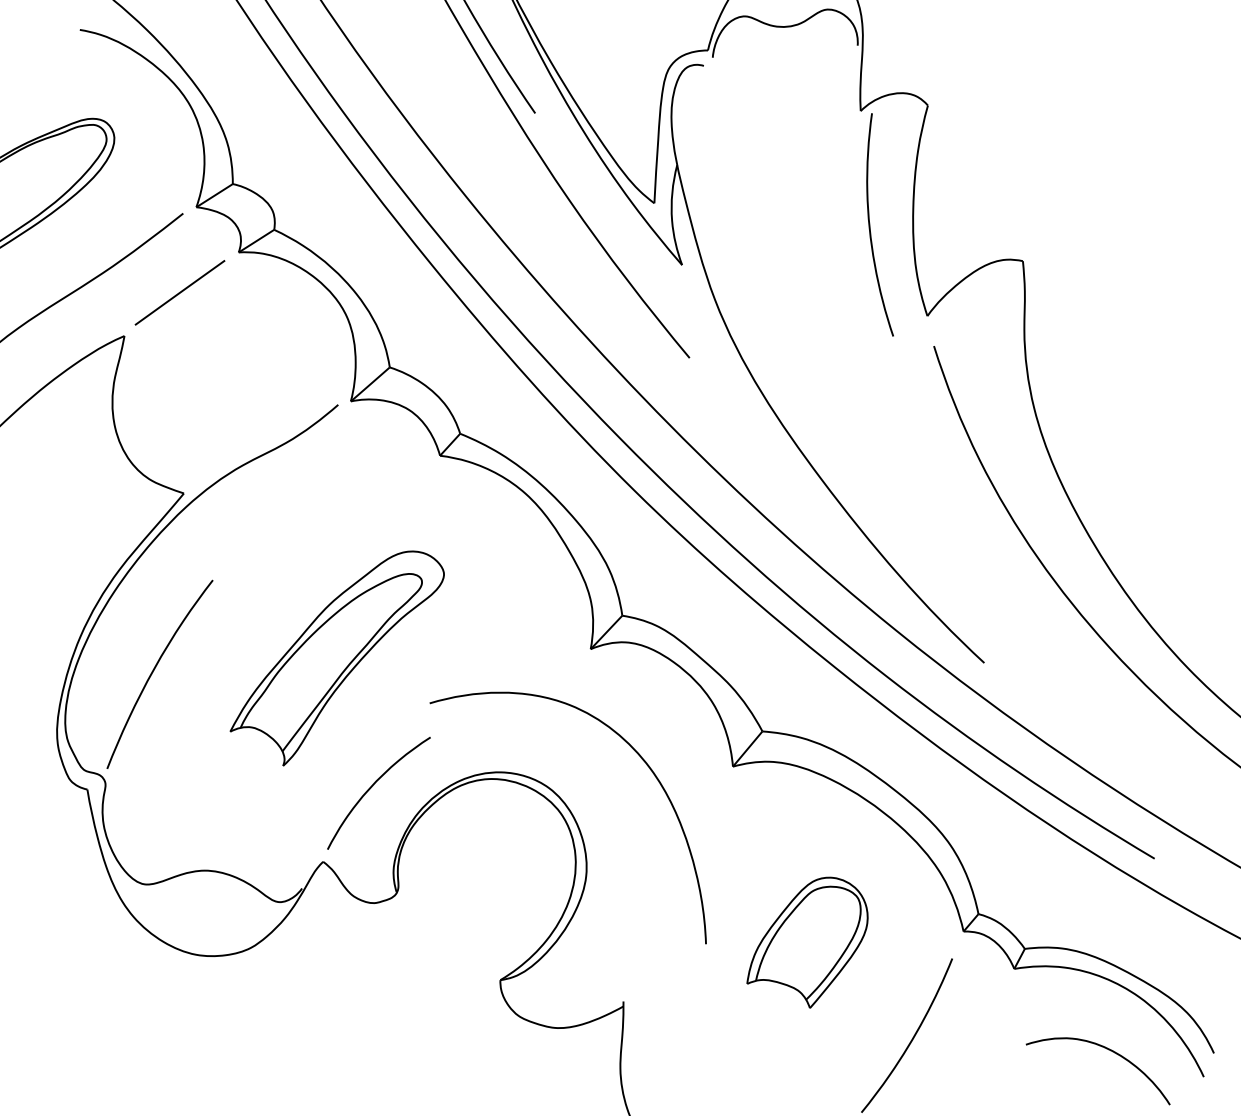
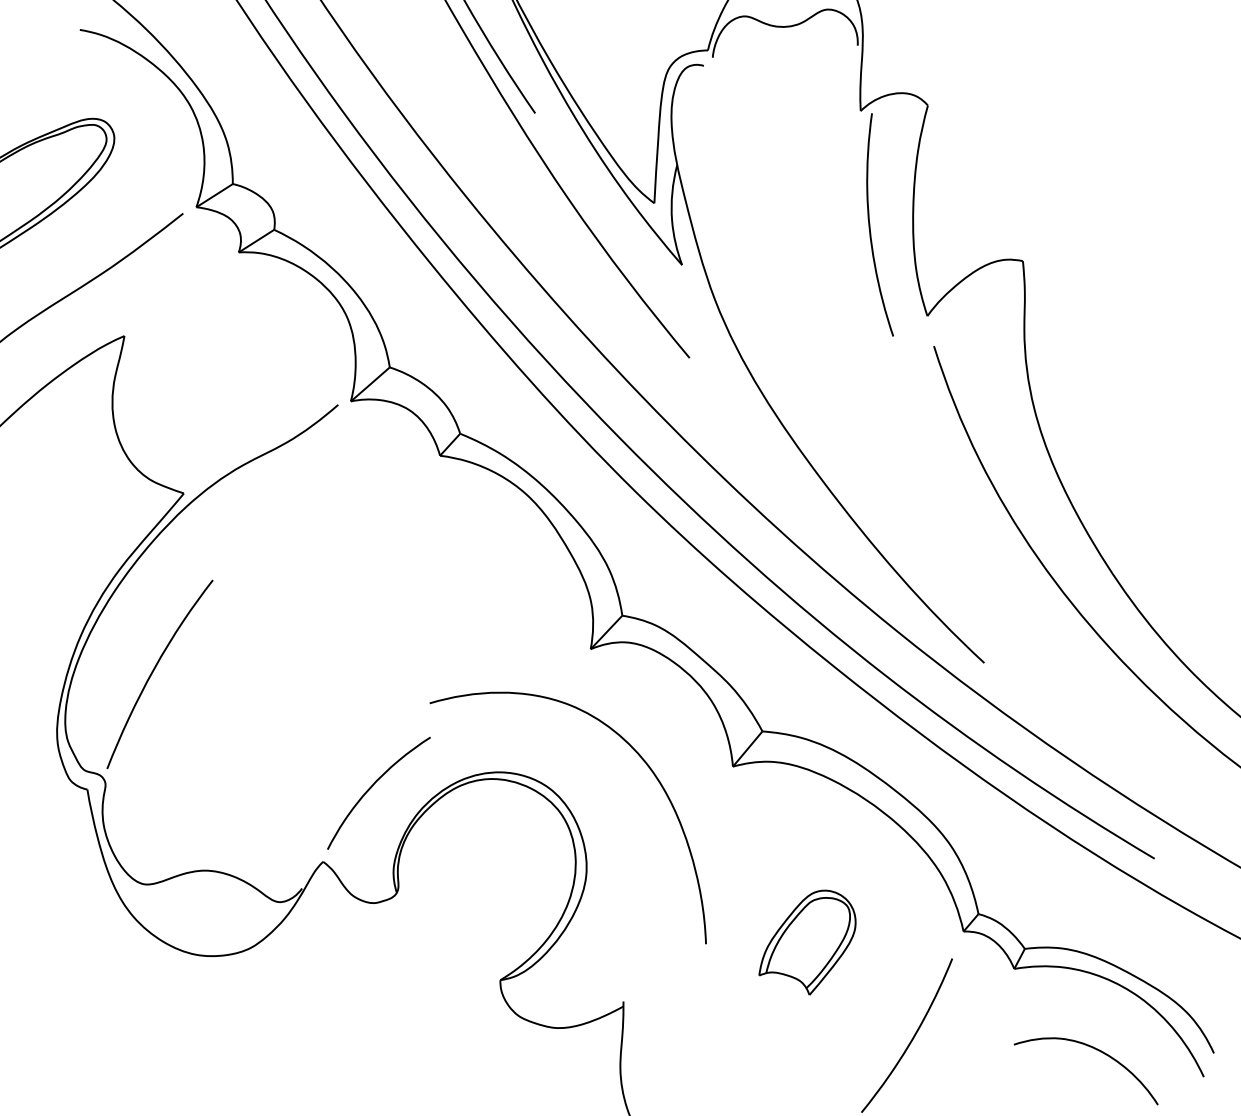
line: present -> none (179, 292)
part: present -> none (336, 658)
part size: 123x133 px -> 99x107 px (807, 942)
curve position: (1108, 1050) -> (1096, 1050) (1096, 1050)
